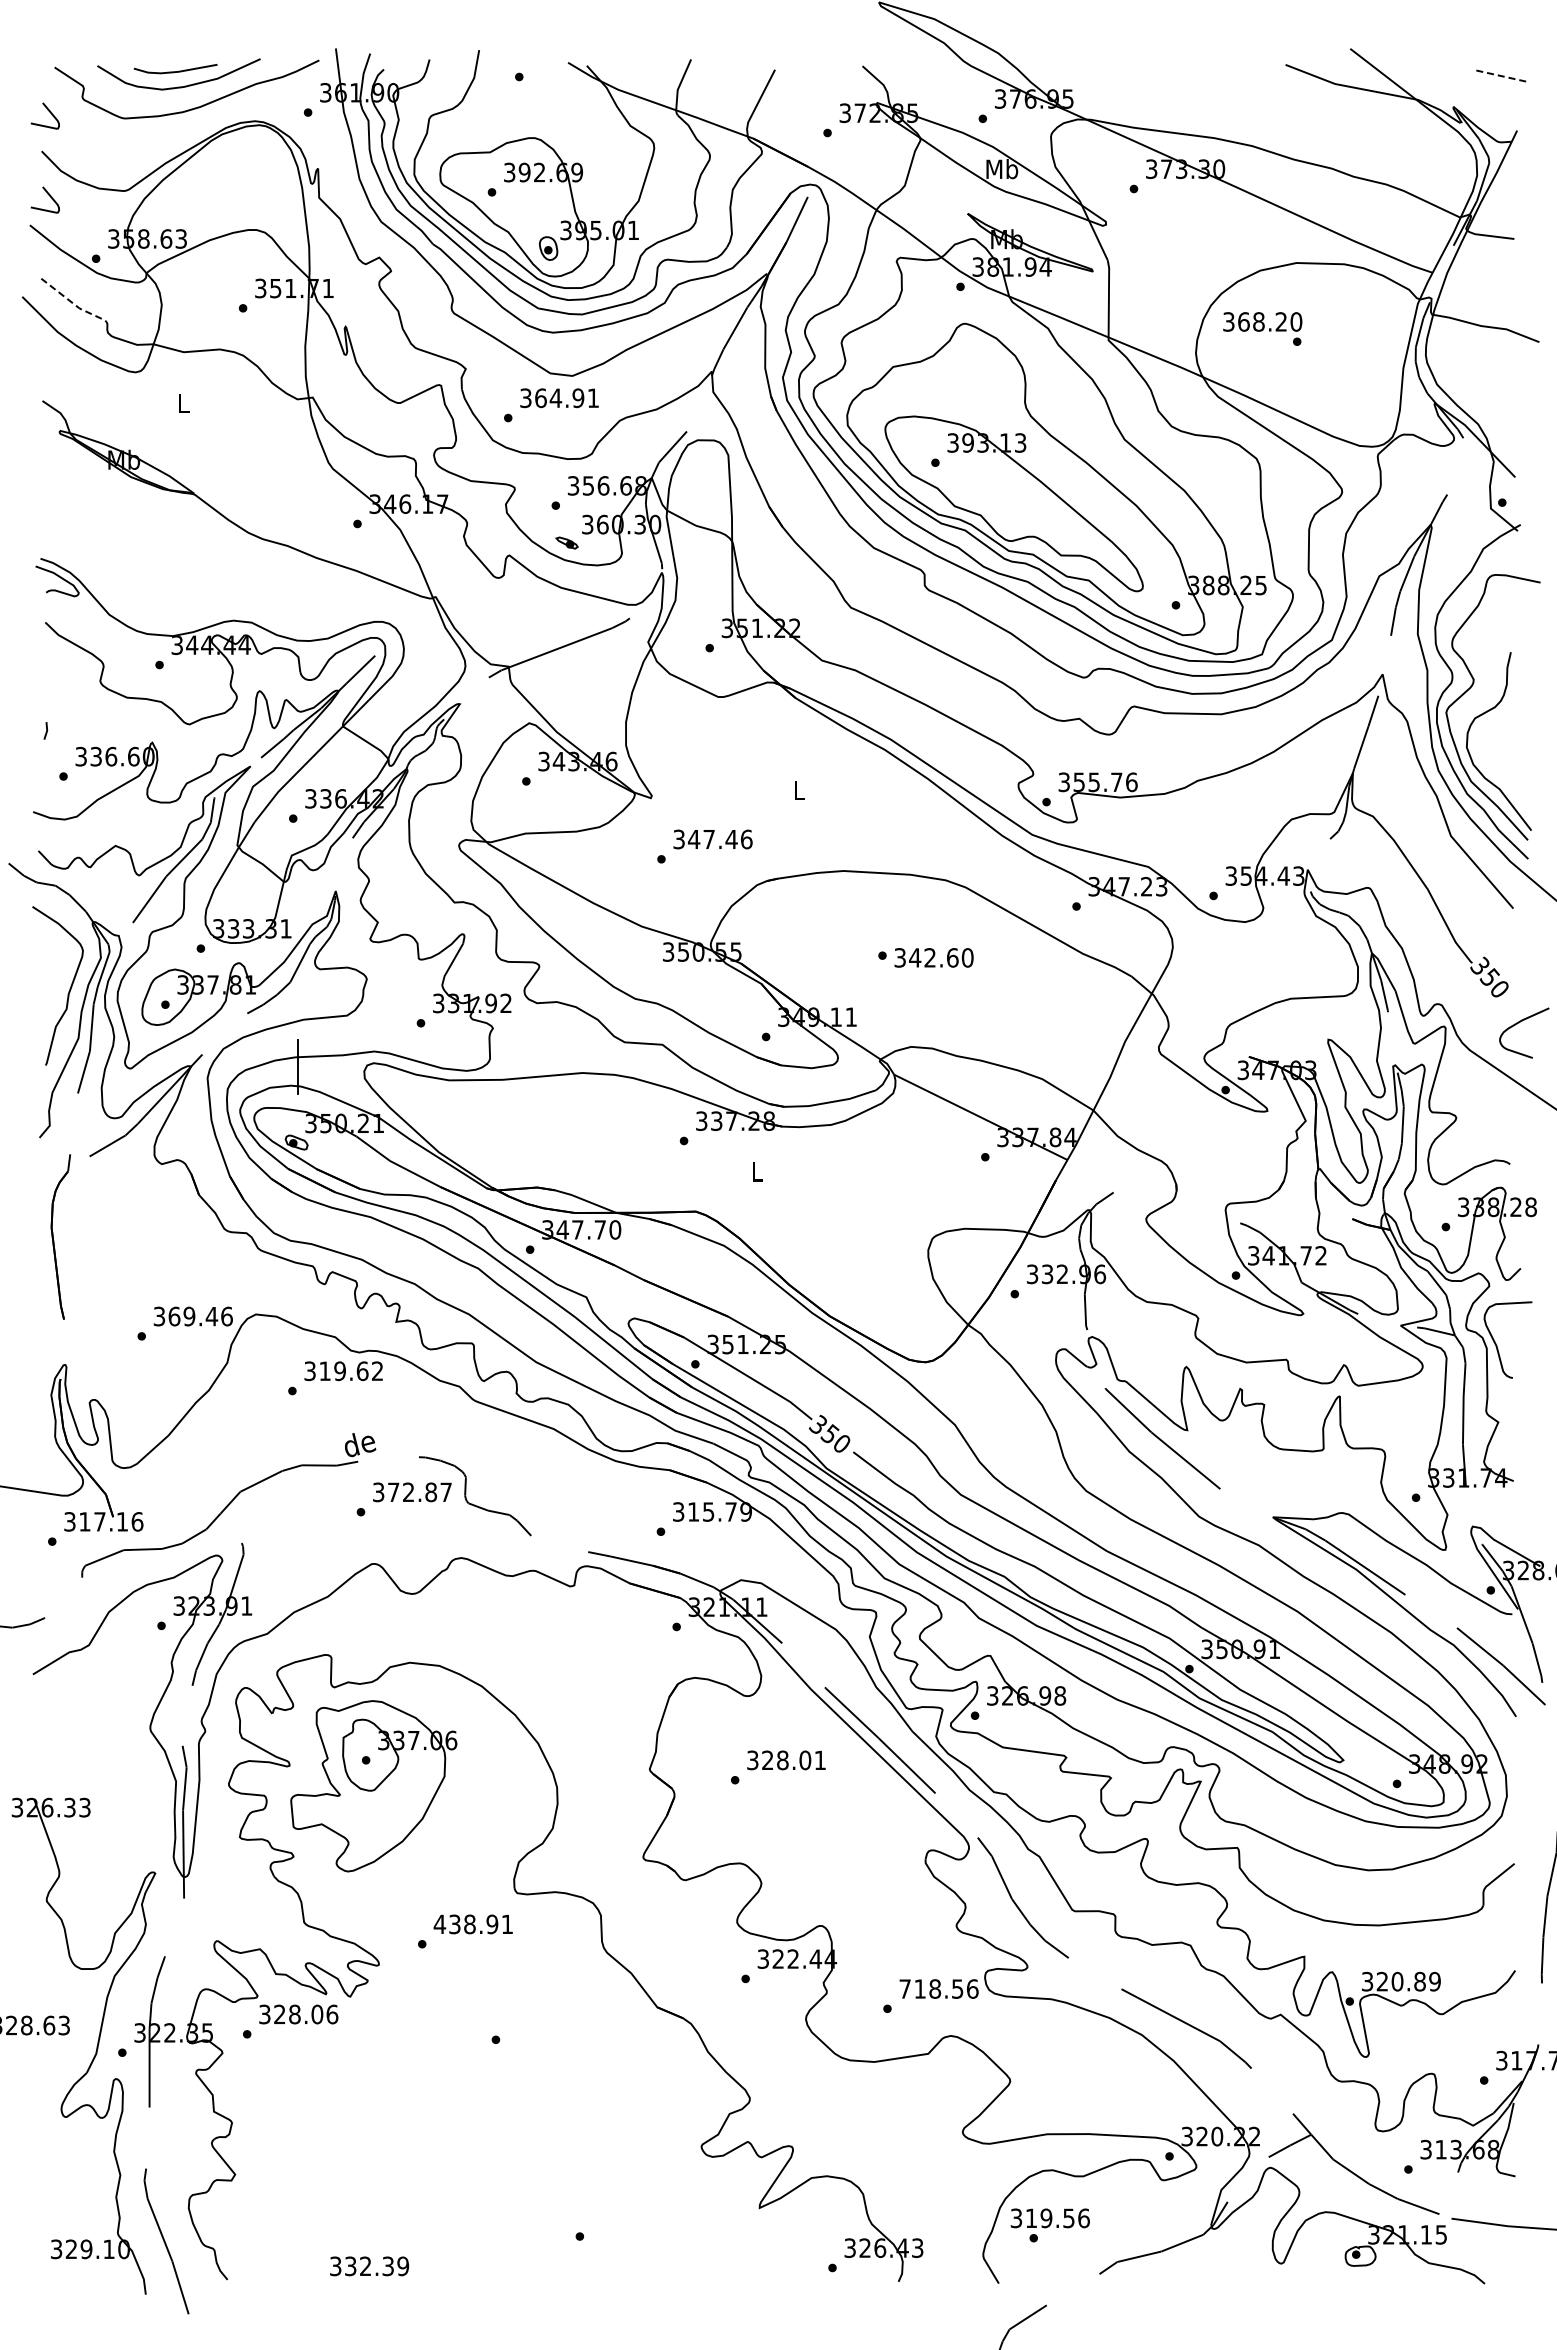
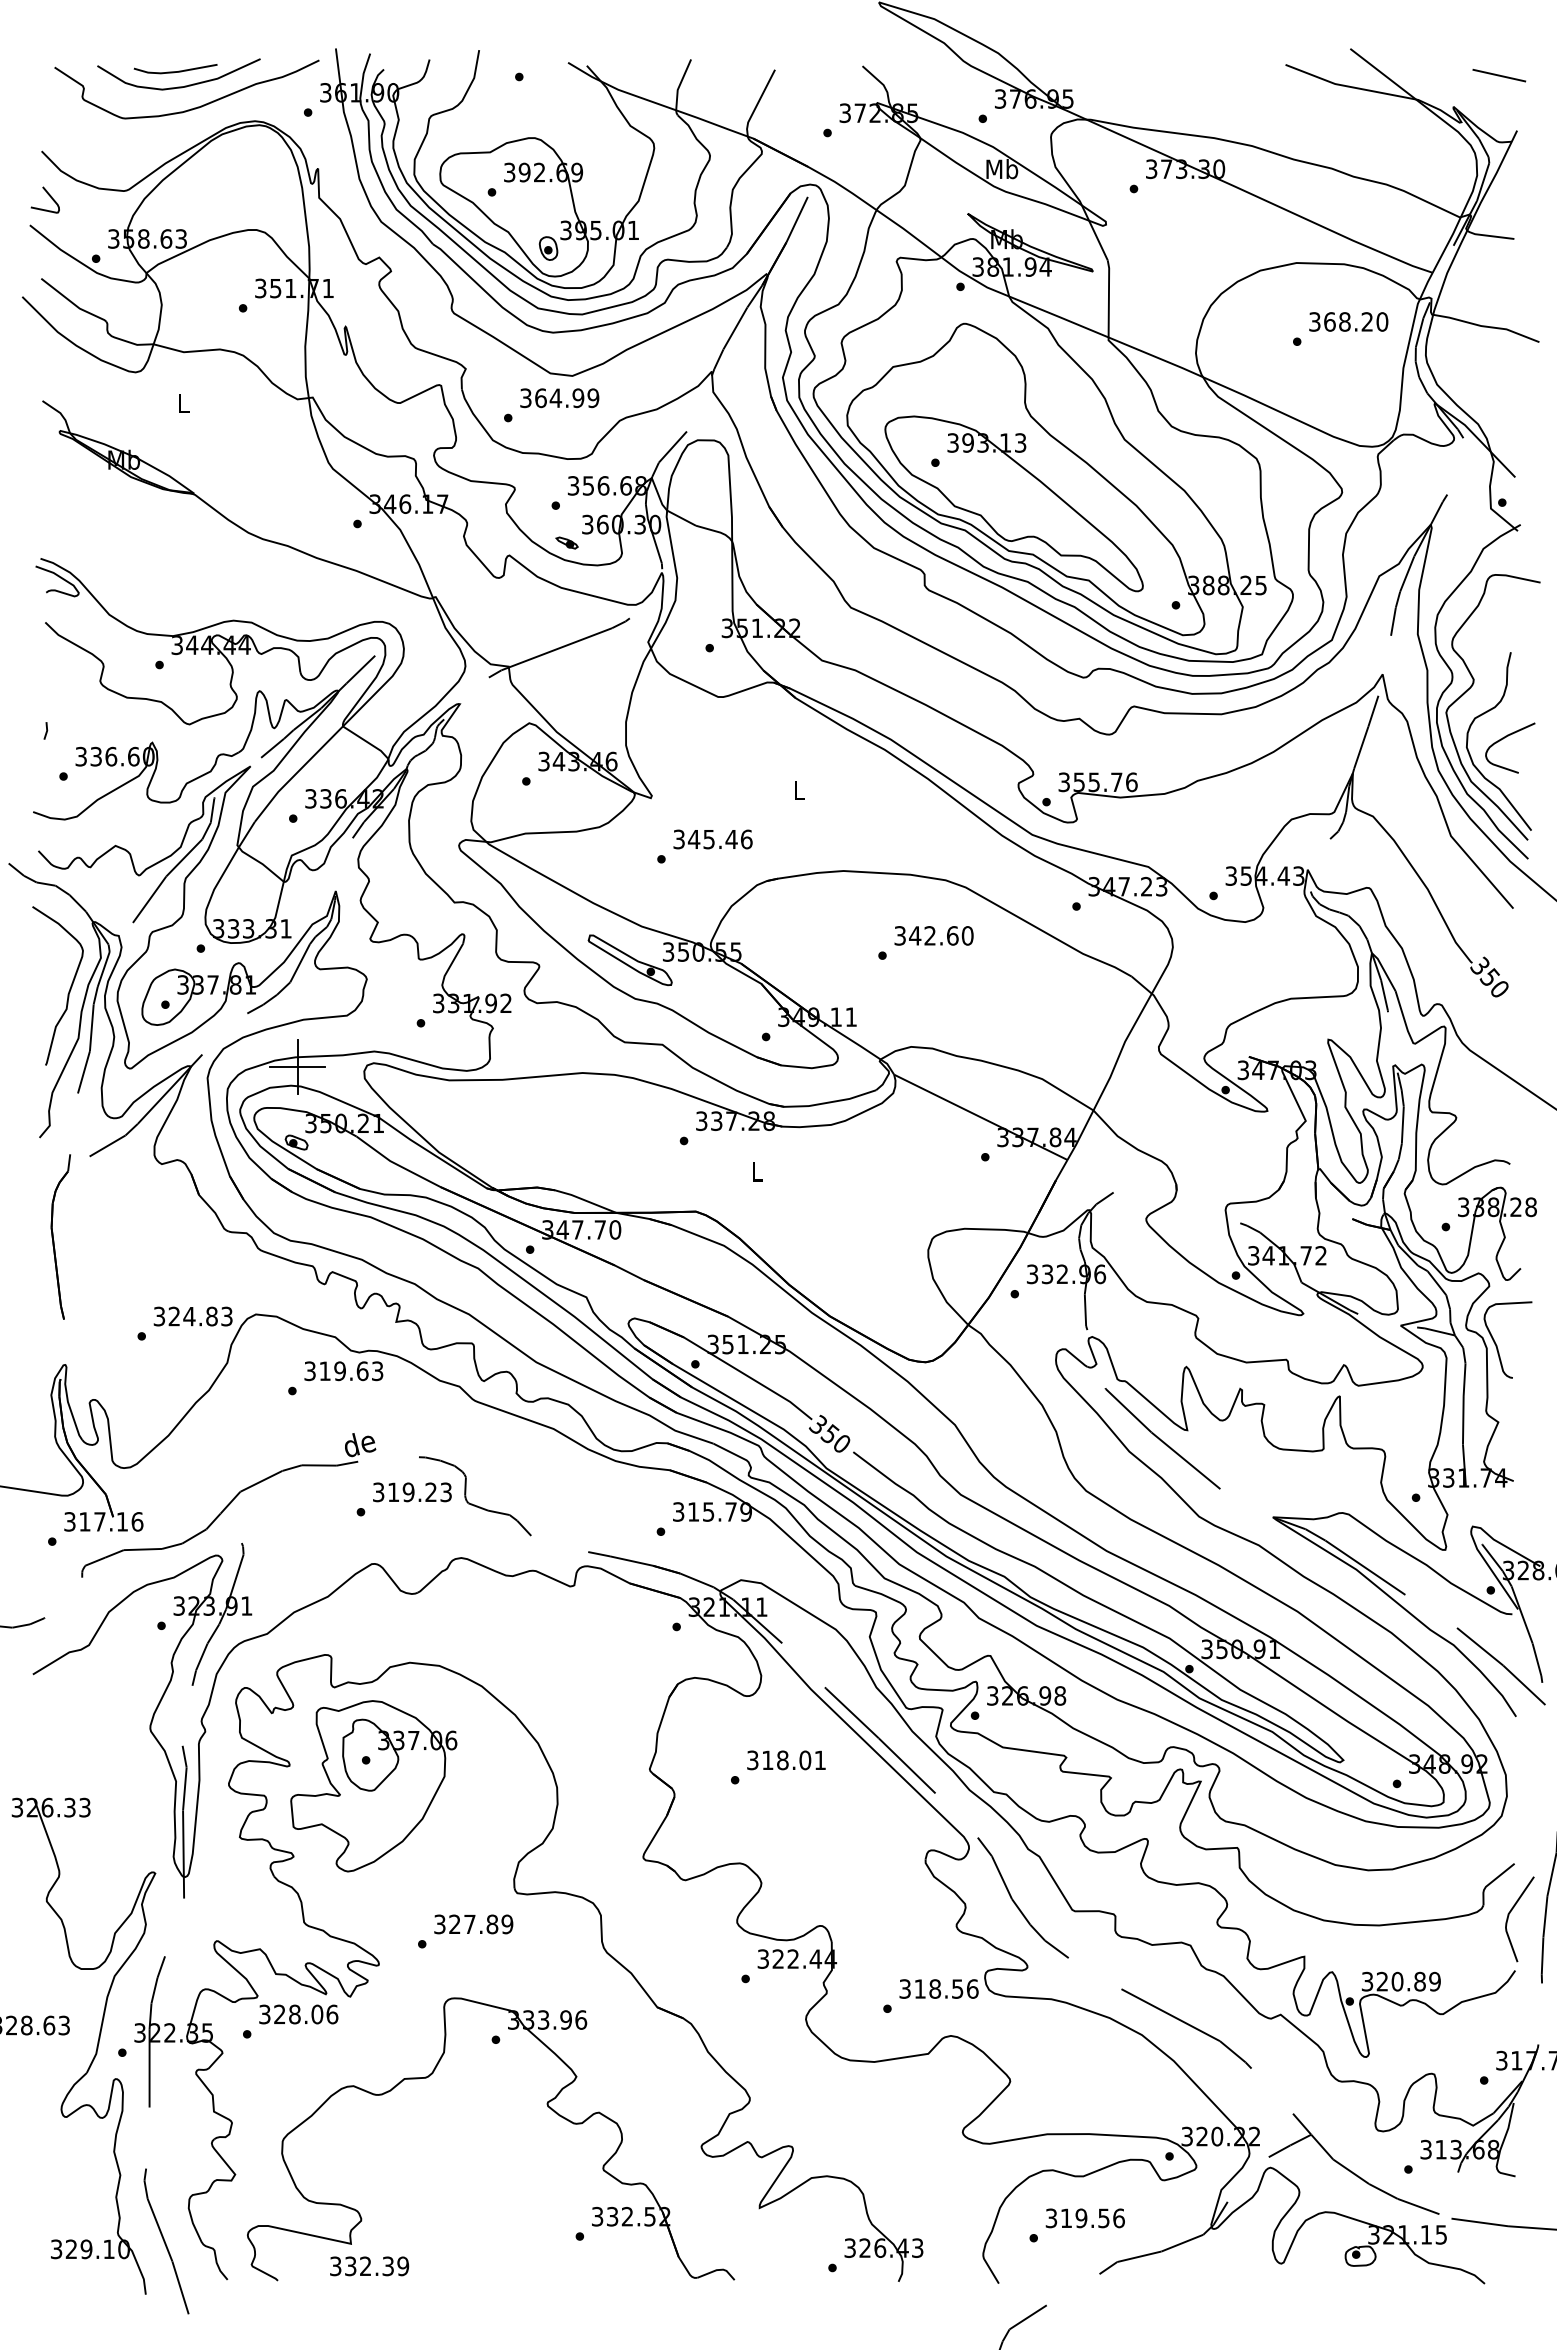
line: dashed -> solid (1498, 75)
curve: present -> none (48, 111)
line: dashed -> solid (73, 303)
text position: (1262, 321) -> (1348, 321) (1348, 321)
text: 364.91 -> 364.99 (593, 398)
text: 347.46 -> 345.46 (708, 839)
text position: (933, 957) -> (933, 935) (933, 935)
part: none -> present (629, 960)
curve position: (1519, 1023) -> (1505, 738) (1505, 738)
line: none -> present (297, 1067)
text: 369.46 -> 324.83 (200, 1316)
text: 319.62 -> 319.63 (377, 1371)
text: 372.87 -> 319.23 (419, 1492)
text: 328.01 -> 318.01 (767, 1759)
curve: none -> present (1509, 1915)
text: 438.91 -> 327.89 (473, 1924)
text: 718.56 -> 318.56 (904, 1988)
part: none -> present (547, 2106)
text position: (1049, 2218) -> (1084, 2218) (1084, 2218)
